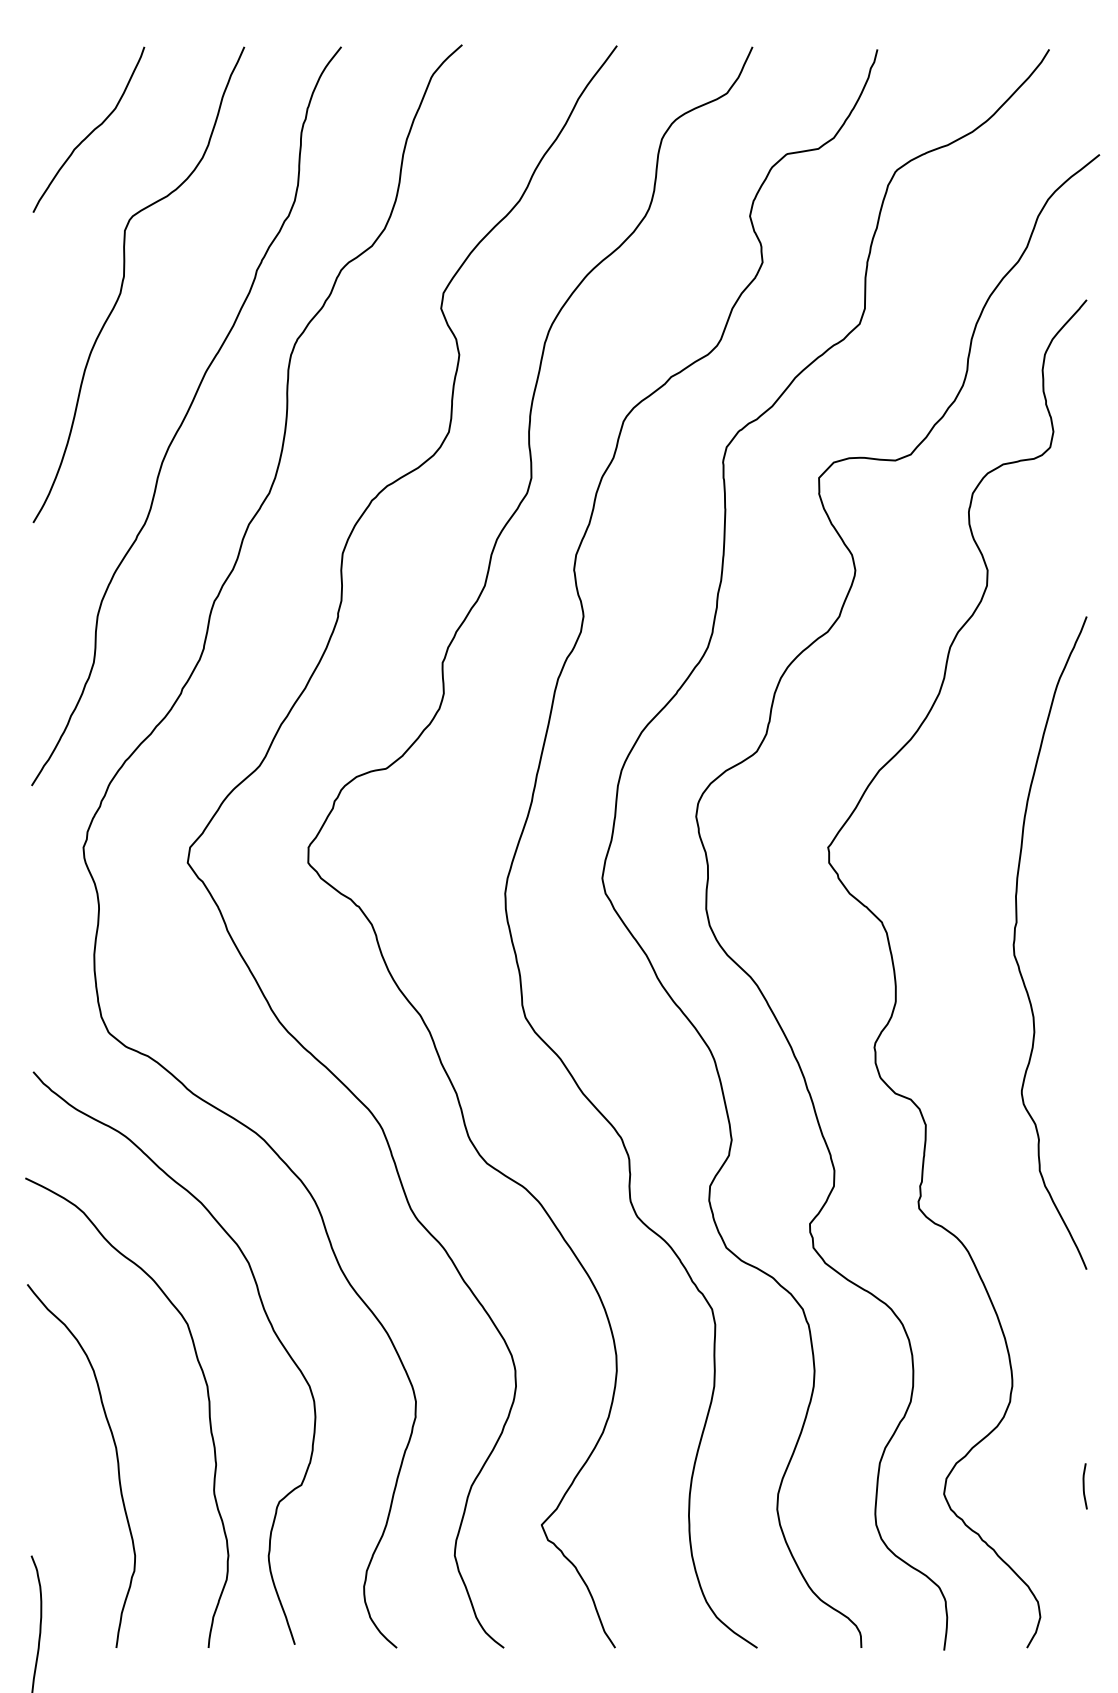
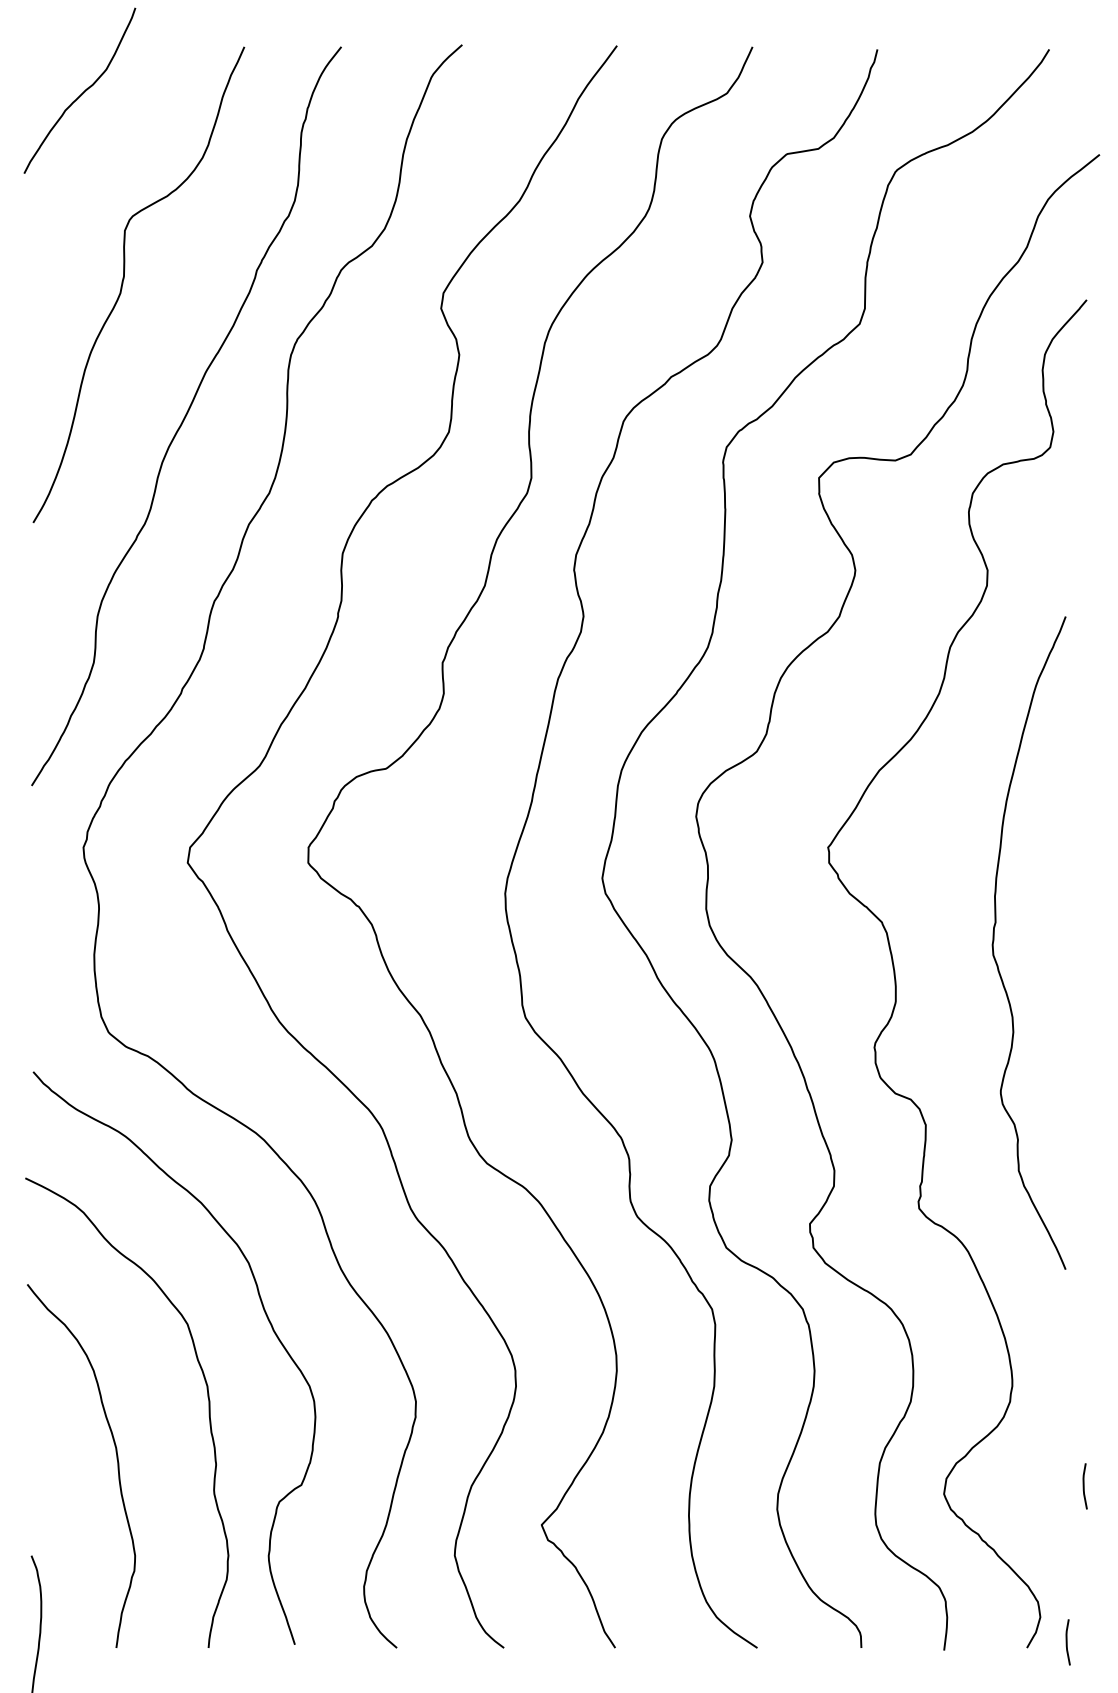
curve position: (91, 131) -> (82, 92) (82, 92)
curve position: (1015, 941) -> (994, 941) (994, 941)
curve: none -> present (1067, 1642)
